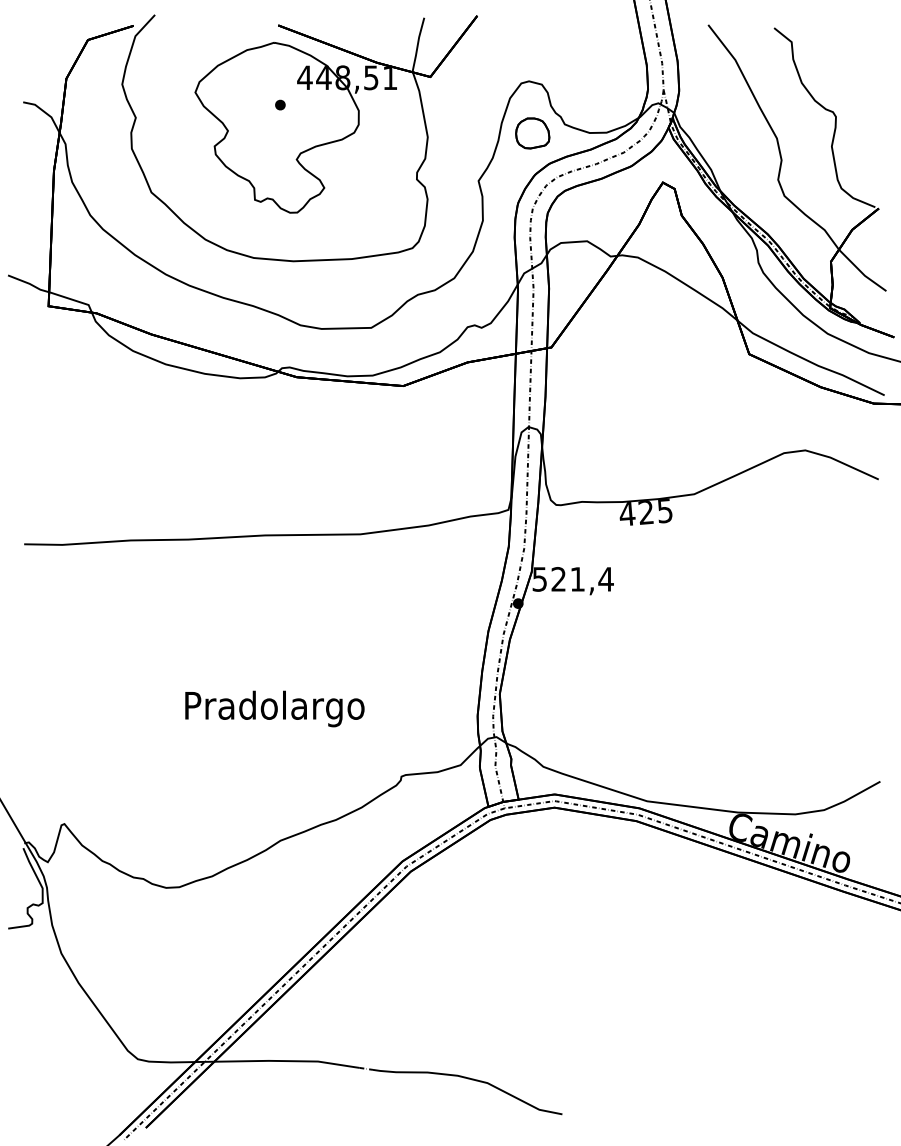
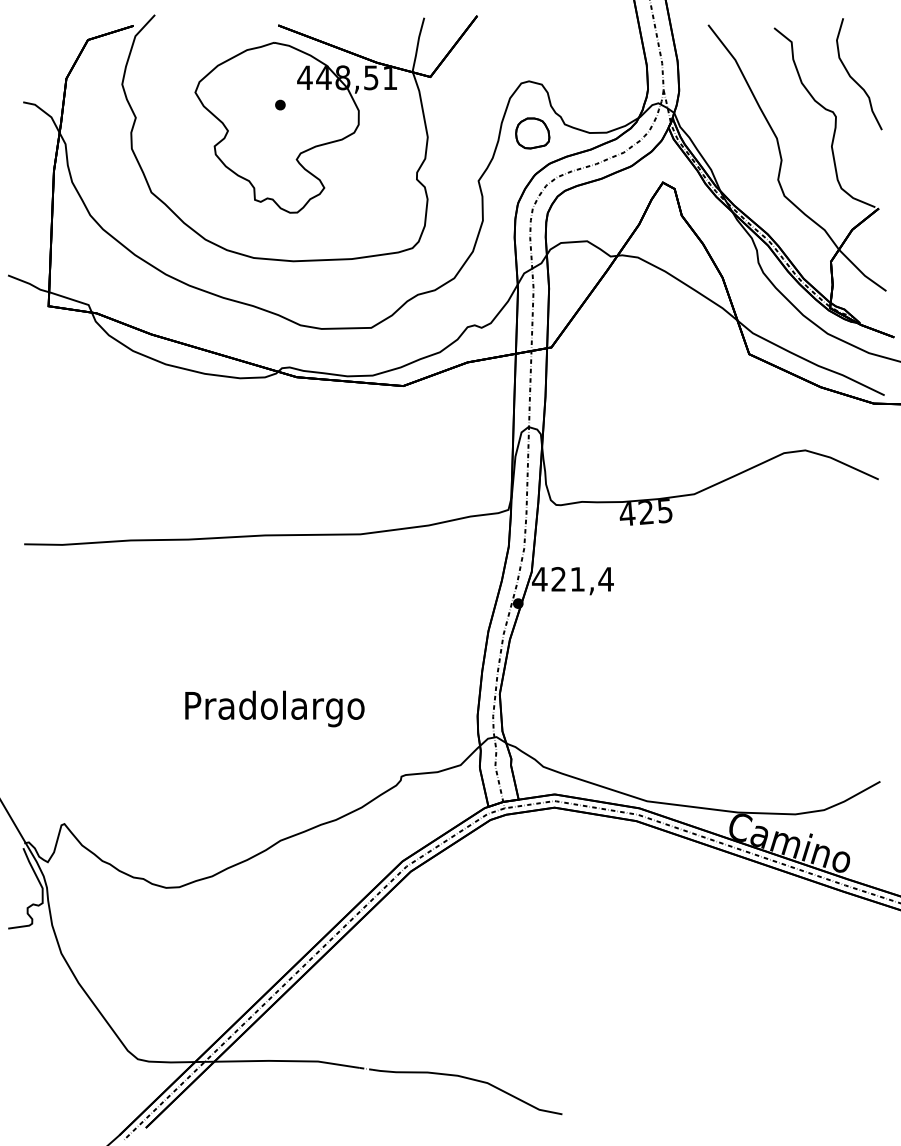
curve: none -> present (854, 79)
text: 521,4 -> 421,4 (539, 579)
